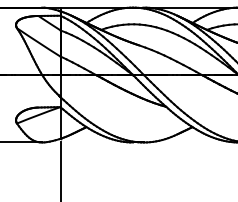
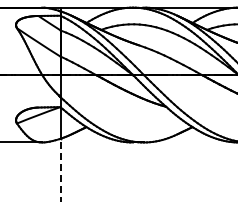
line: solid -> dashed (60, 172)
